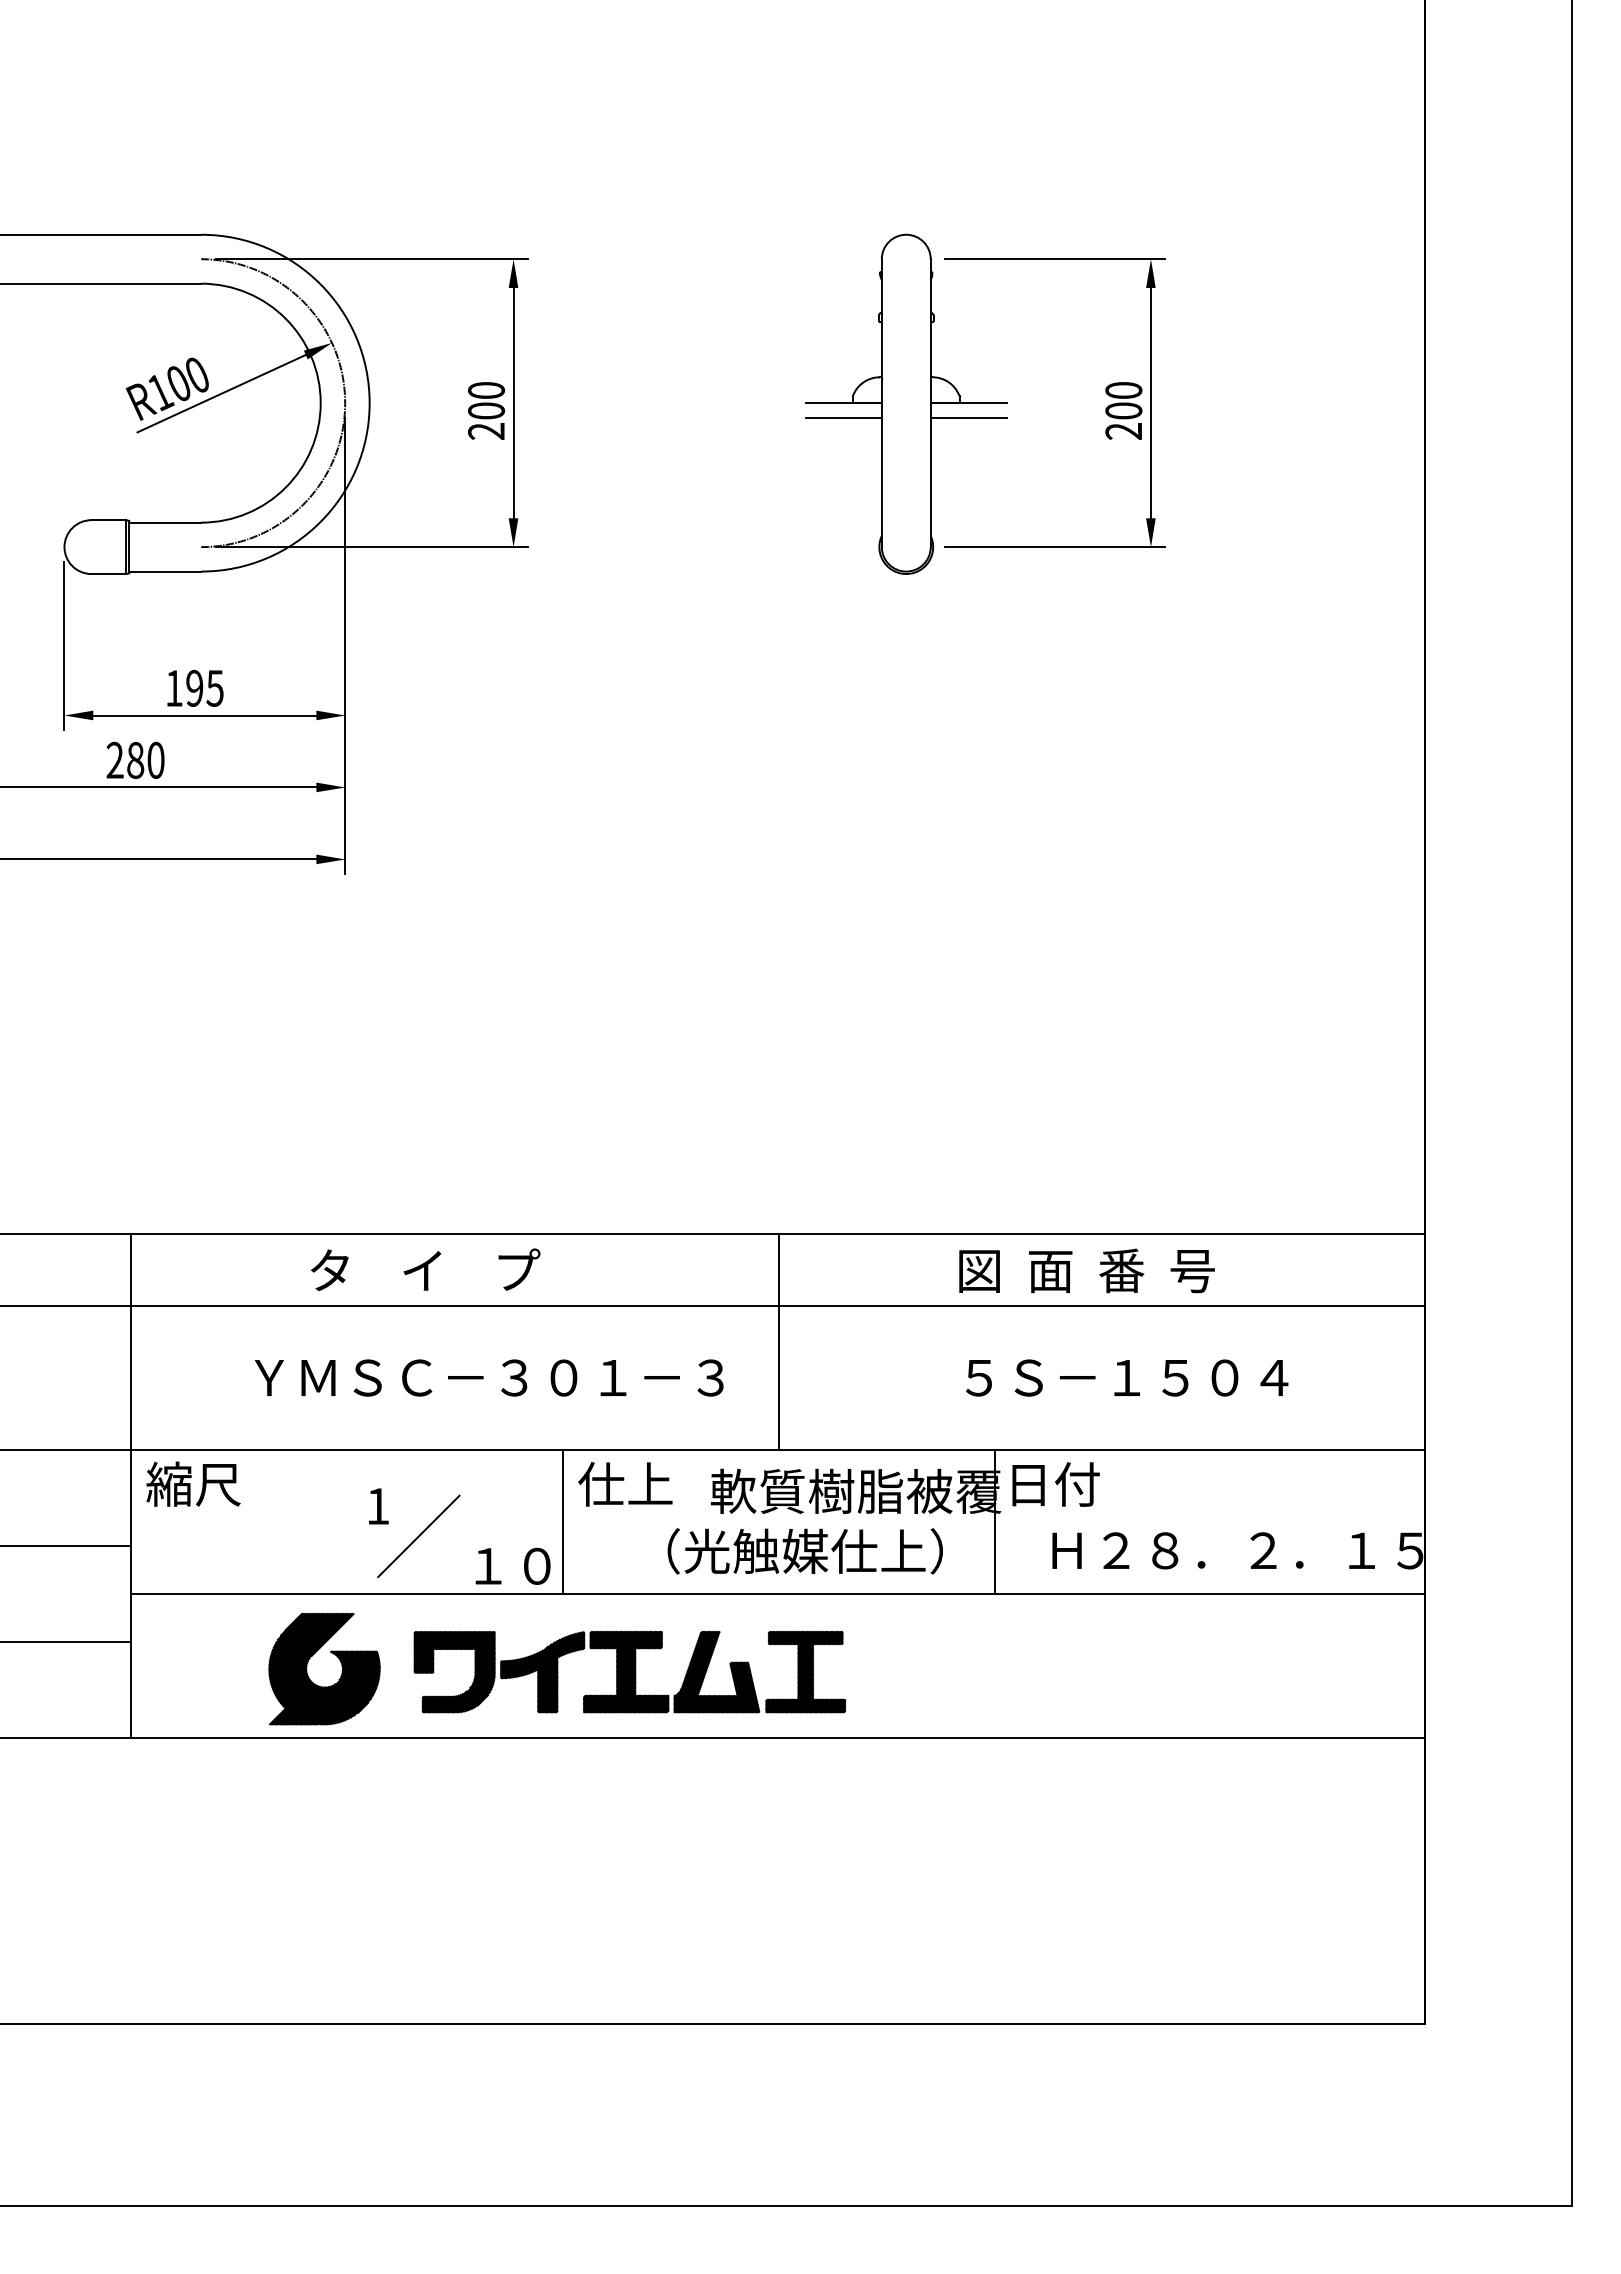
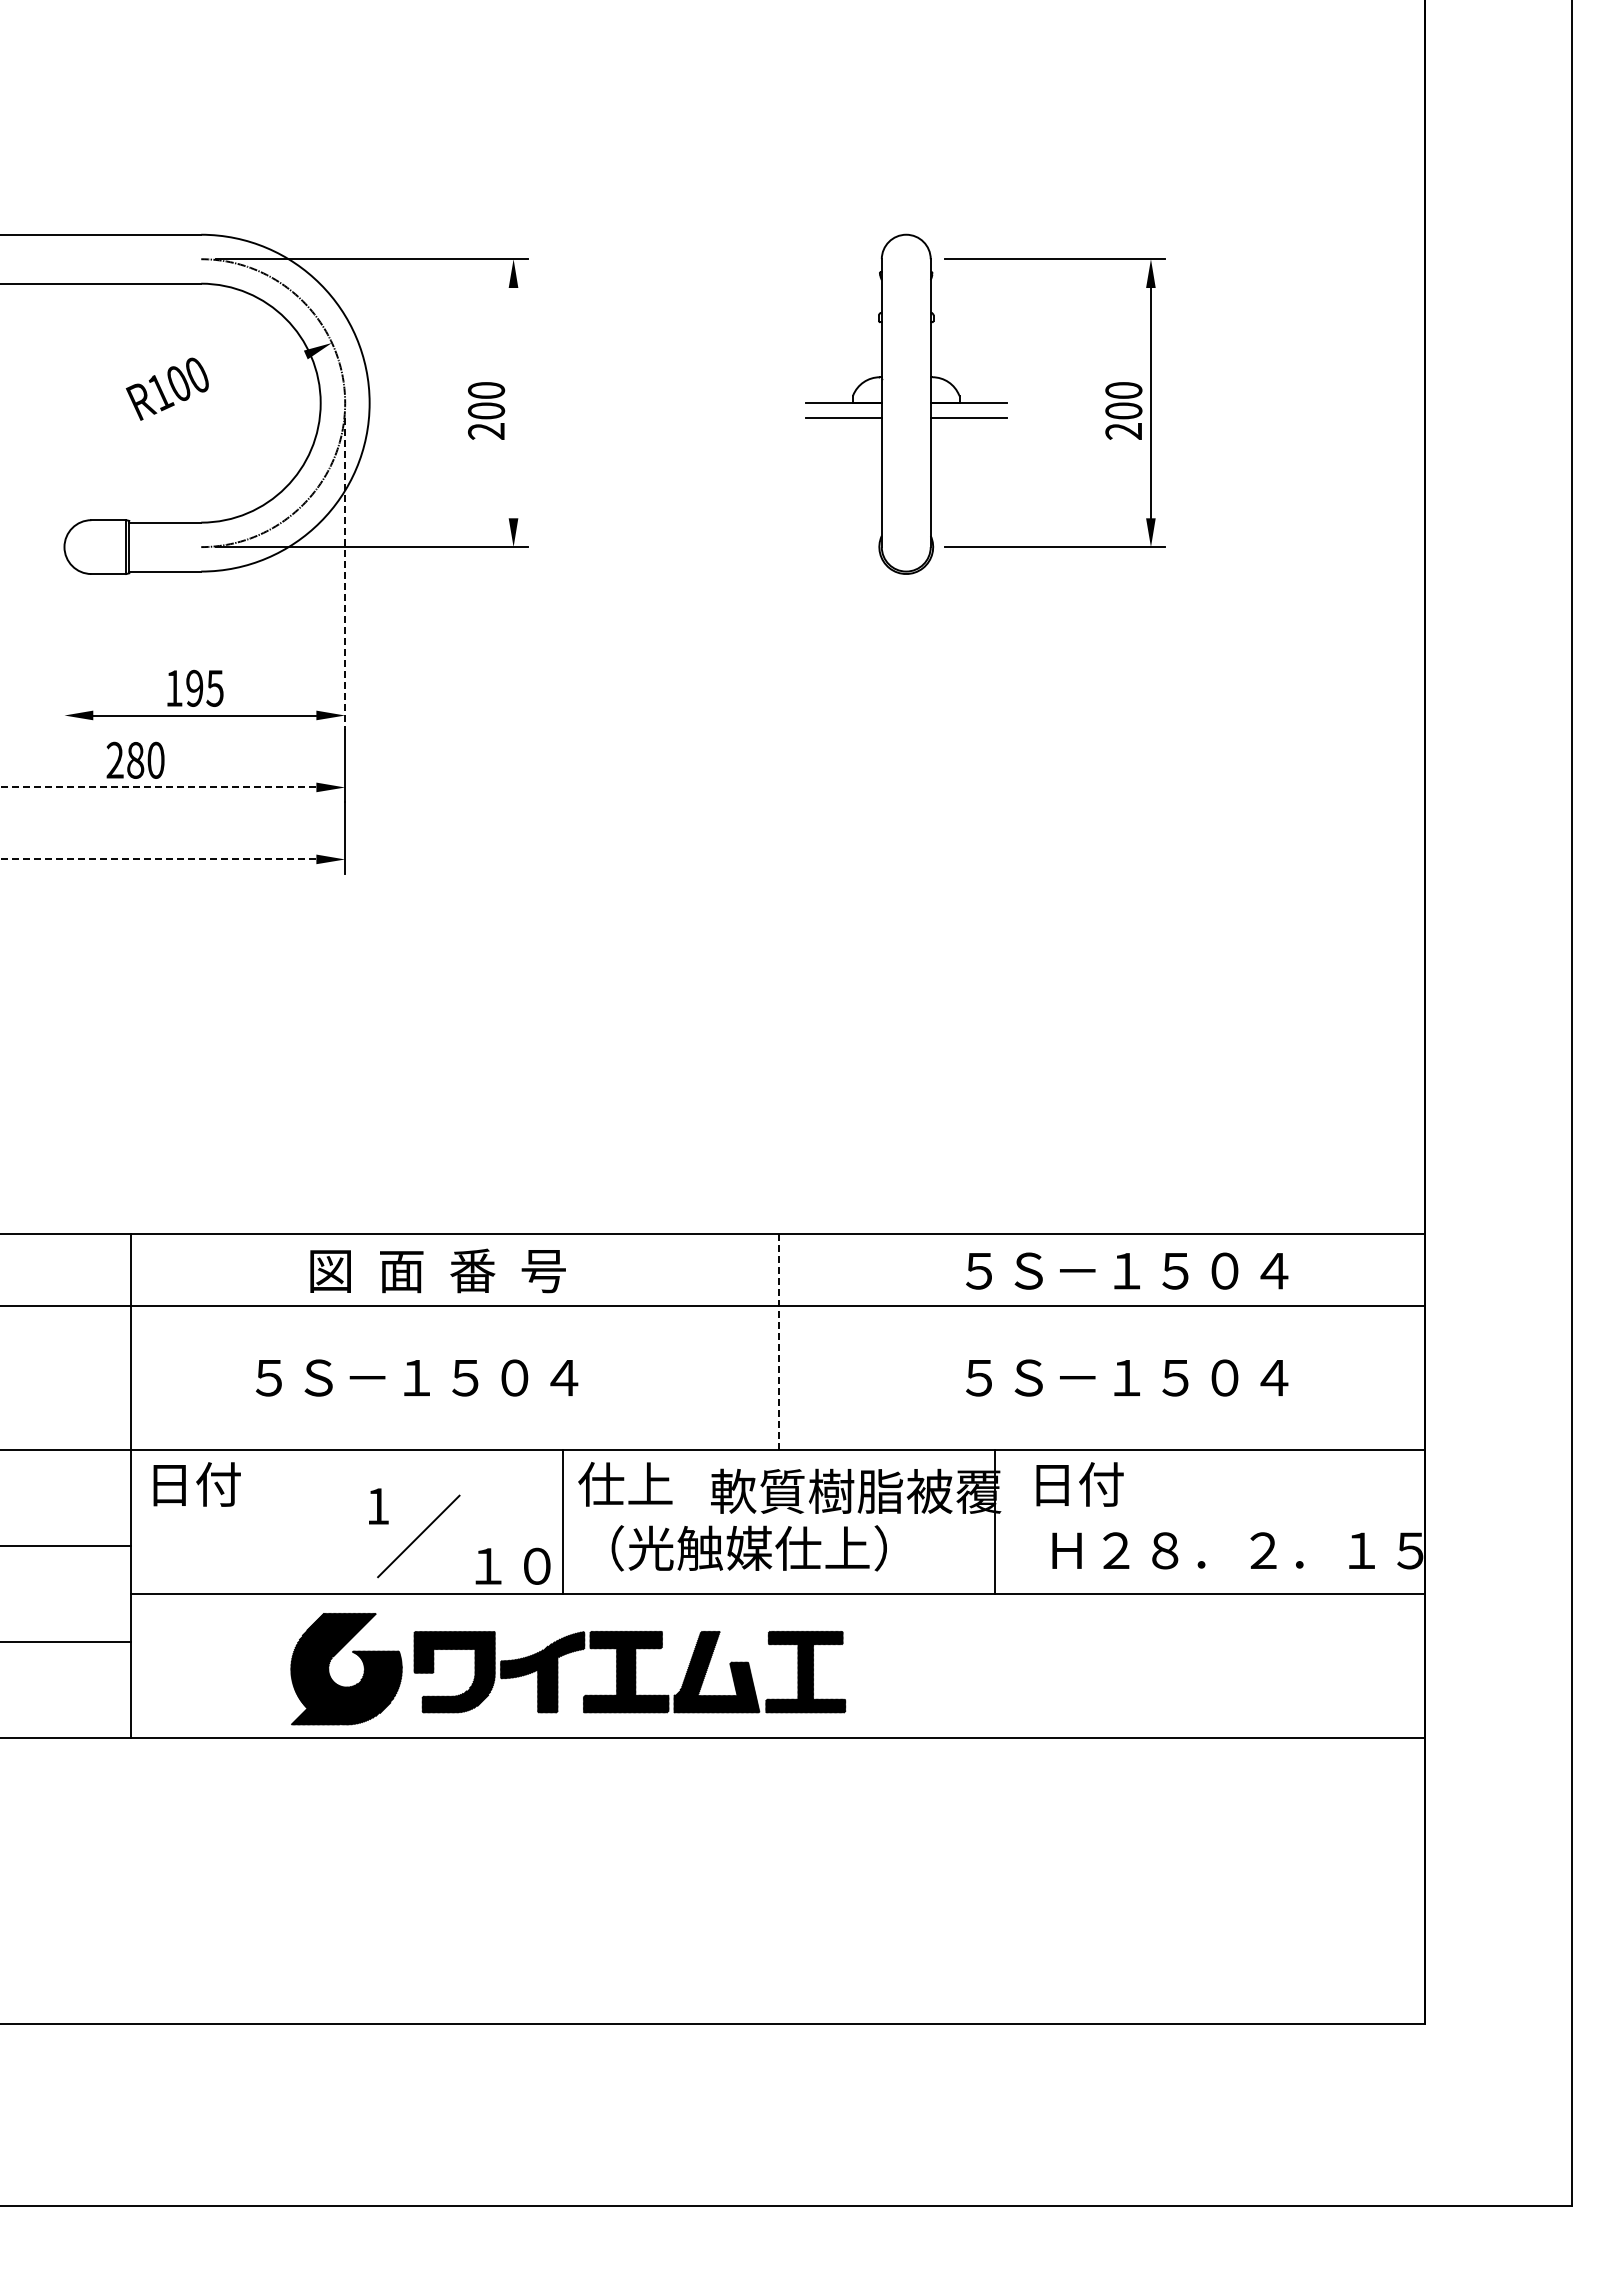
line: present -> none (221, 393)
line: present -> none (513, 403)
line: solid -> dashed (345, 574)
line: present -> none (64, 645)
line: solid -> dashed (158, 787)
line: solid -> dashed (158, 859)
text: タ    イ    プ -> 図  面  番  号 (437, 1270)
text: 図  面  番  号 -> ５Ｓ－１５０４ (1123, 1270)
line: solid -> dashed (778, 1342)
text: ＹＭＳＣ－３０１－３ -> ５Ｓ－１５０４ (488, 1377)
text: 縮尺 -> 日付 (193, 1483)
text position: (1055, 1484) -> (1079, 1484) (1079, 1484)
text position: (804, 1551) -> (748, 1548) (748, 1548)
part position: (319, 1685) -> (341, 1685) (341, 1685)
